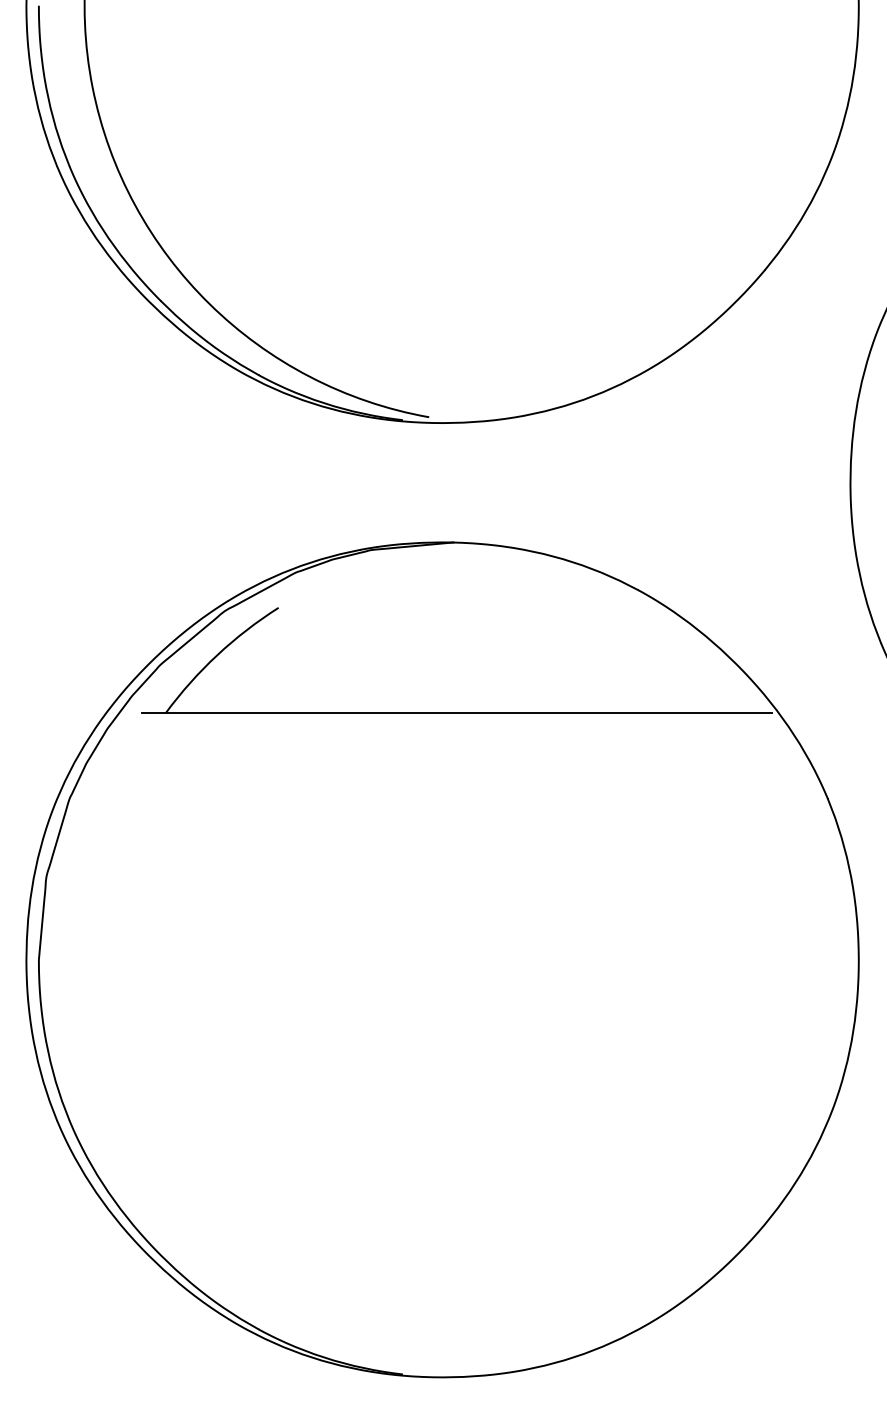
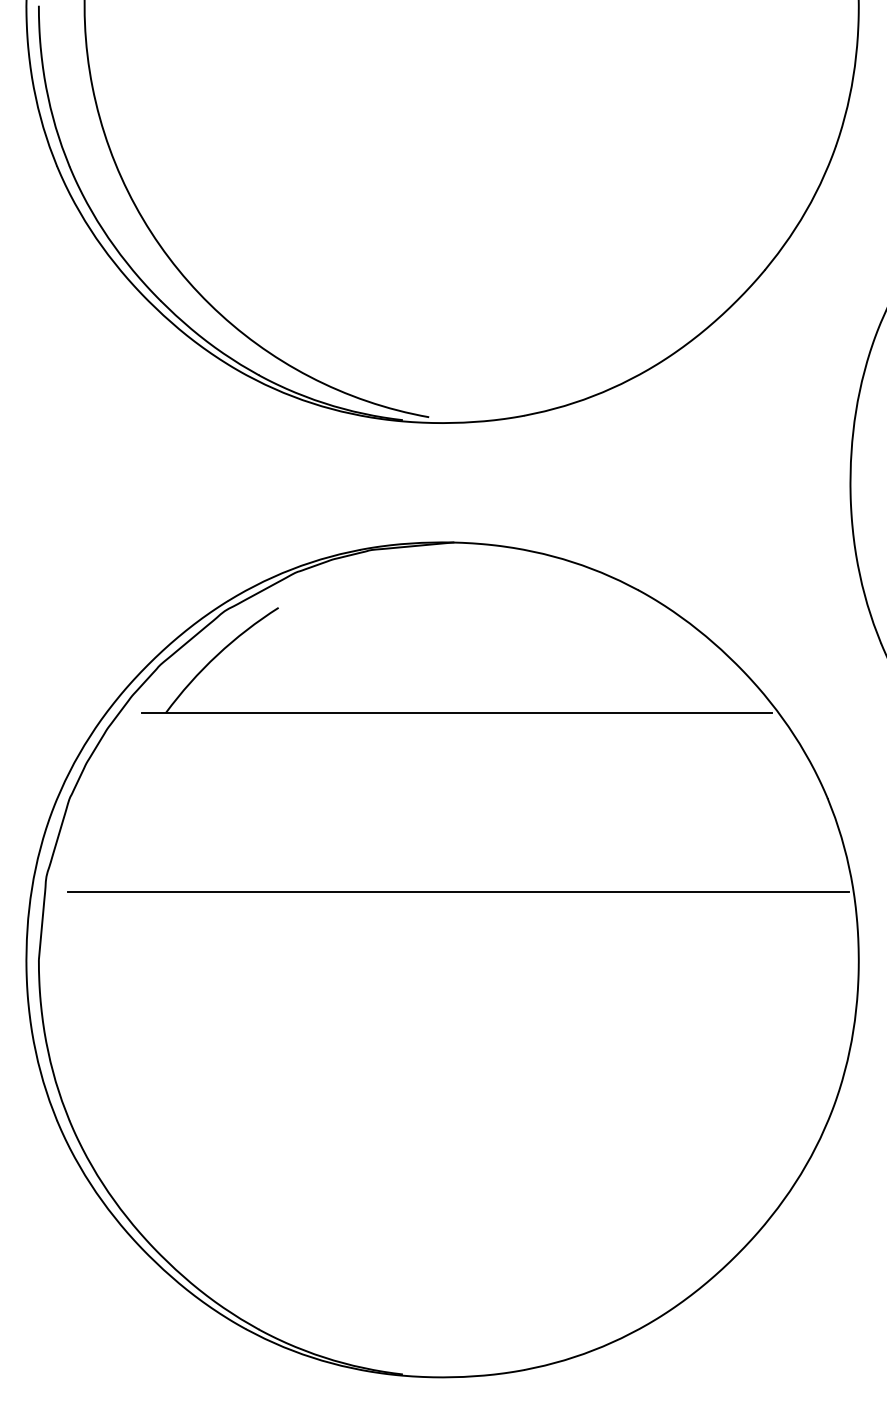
line: none -> present (458, 891)
